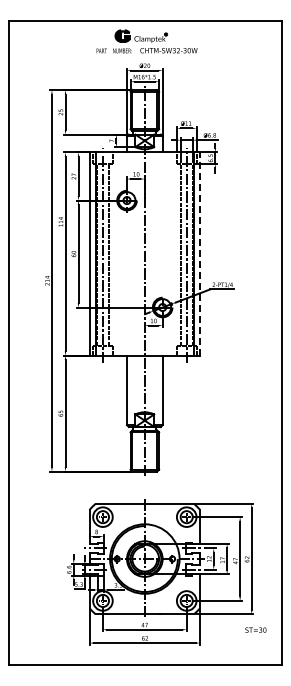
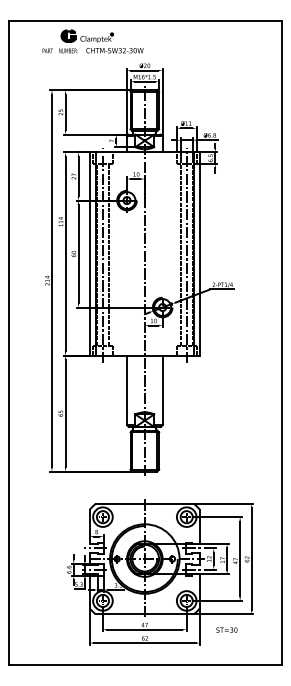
part position: (146, 41) -> (92, 41) (92, 41)
line: dashed -> solid (200, 254)
text position: (255, 629) -> (226, 629) (226, 629)
